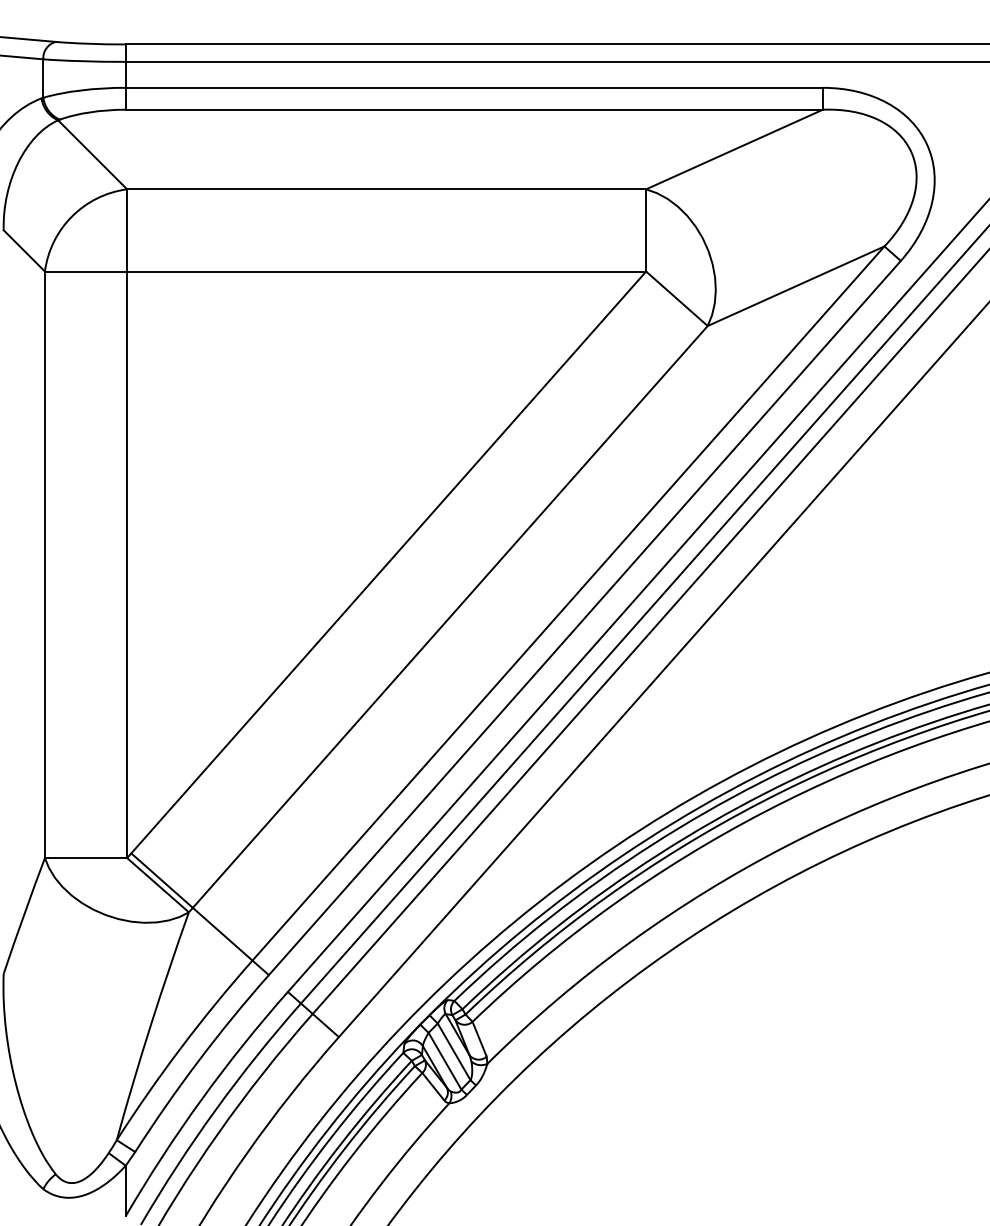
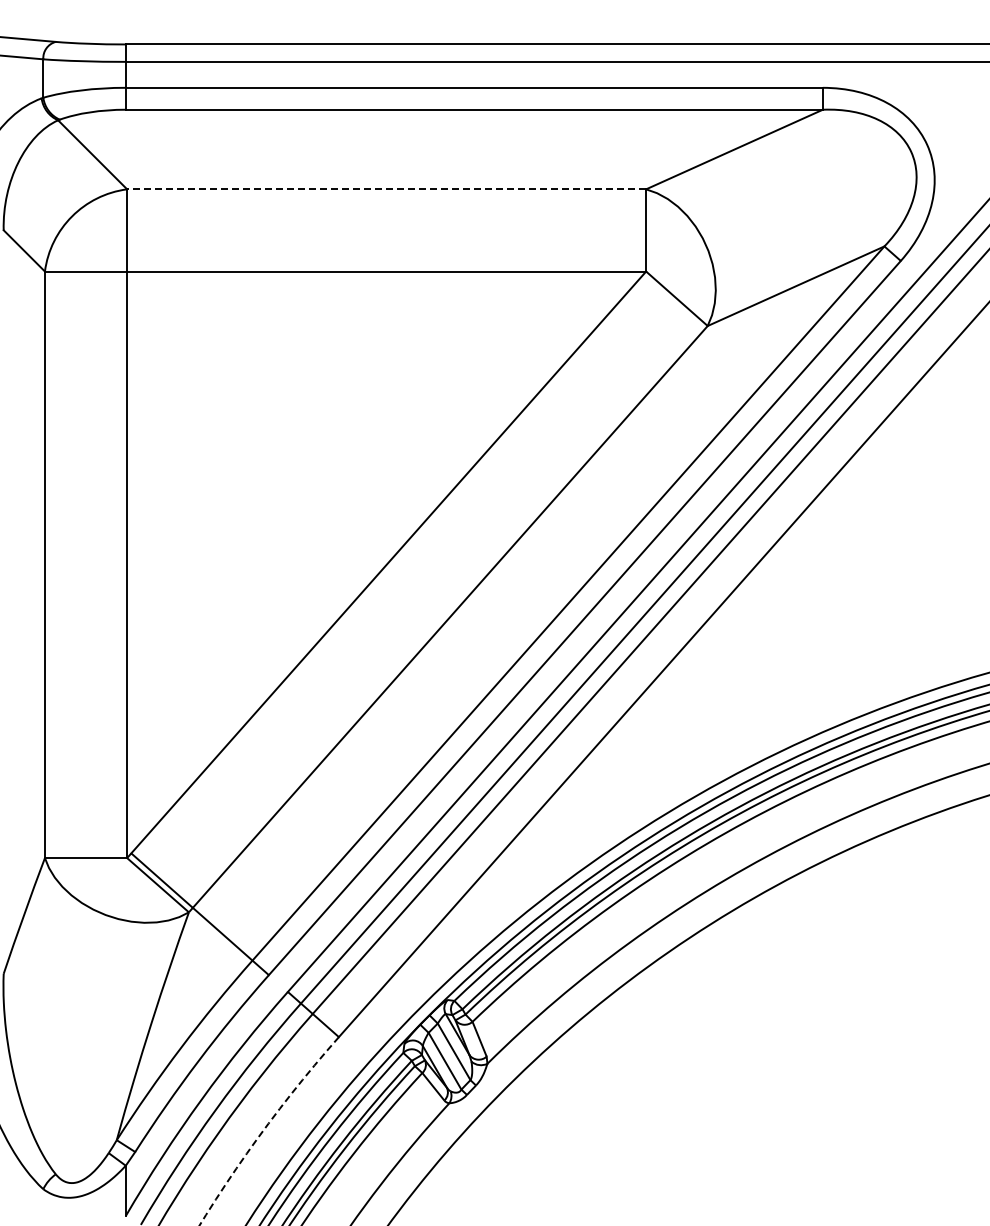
line: solid -> dashed (386, 189)
arc: solid -> dashed (265, 1127)
